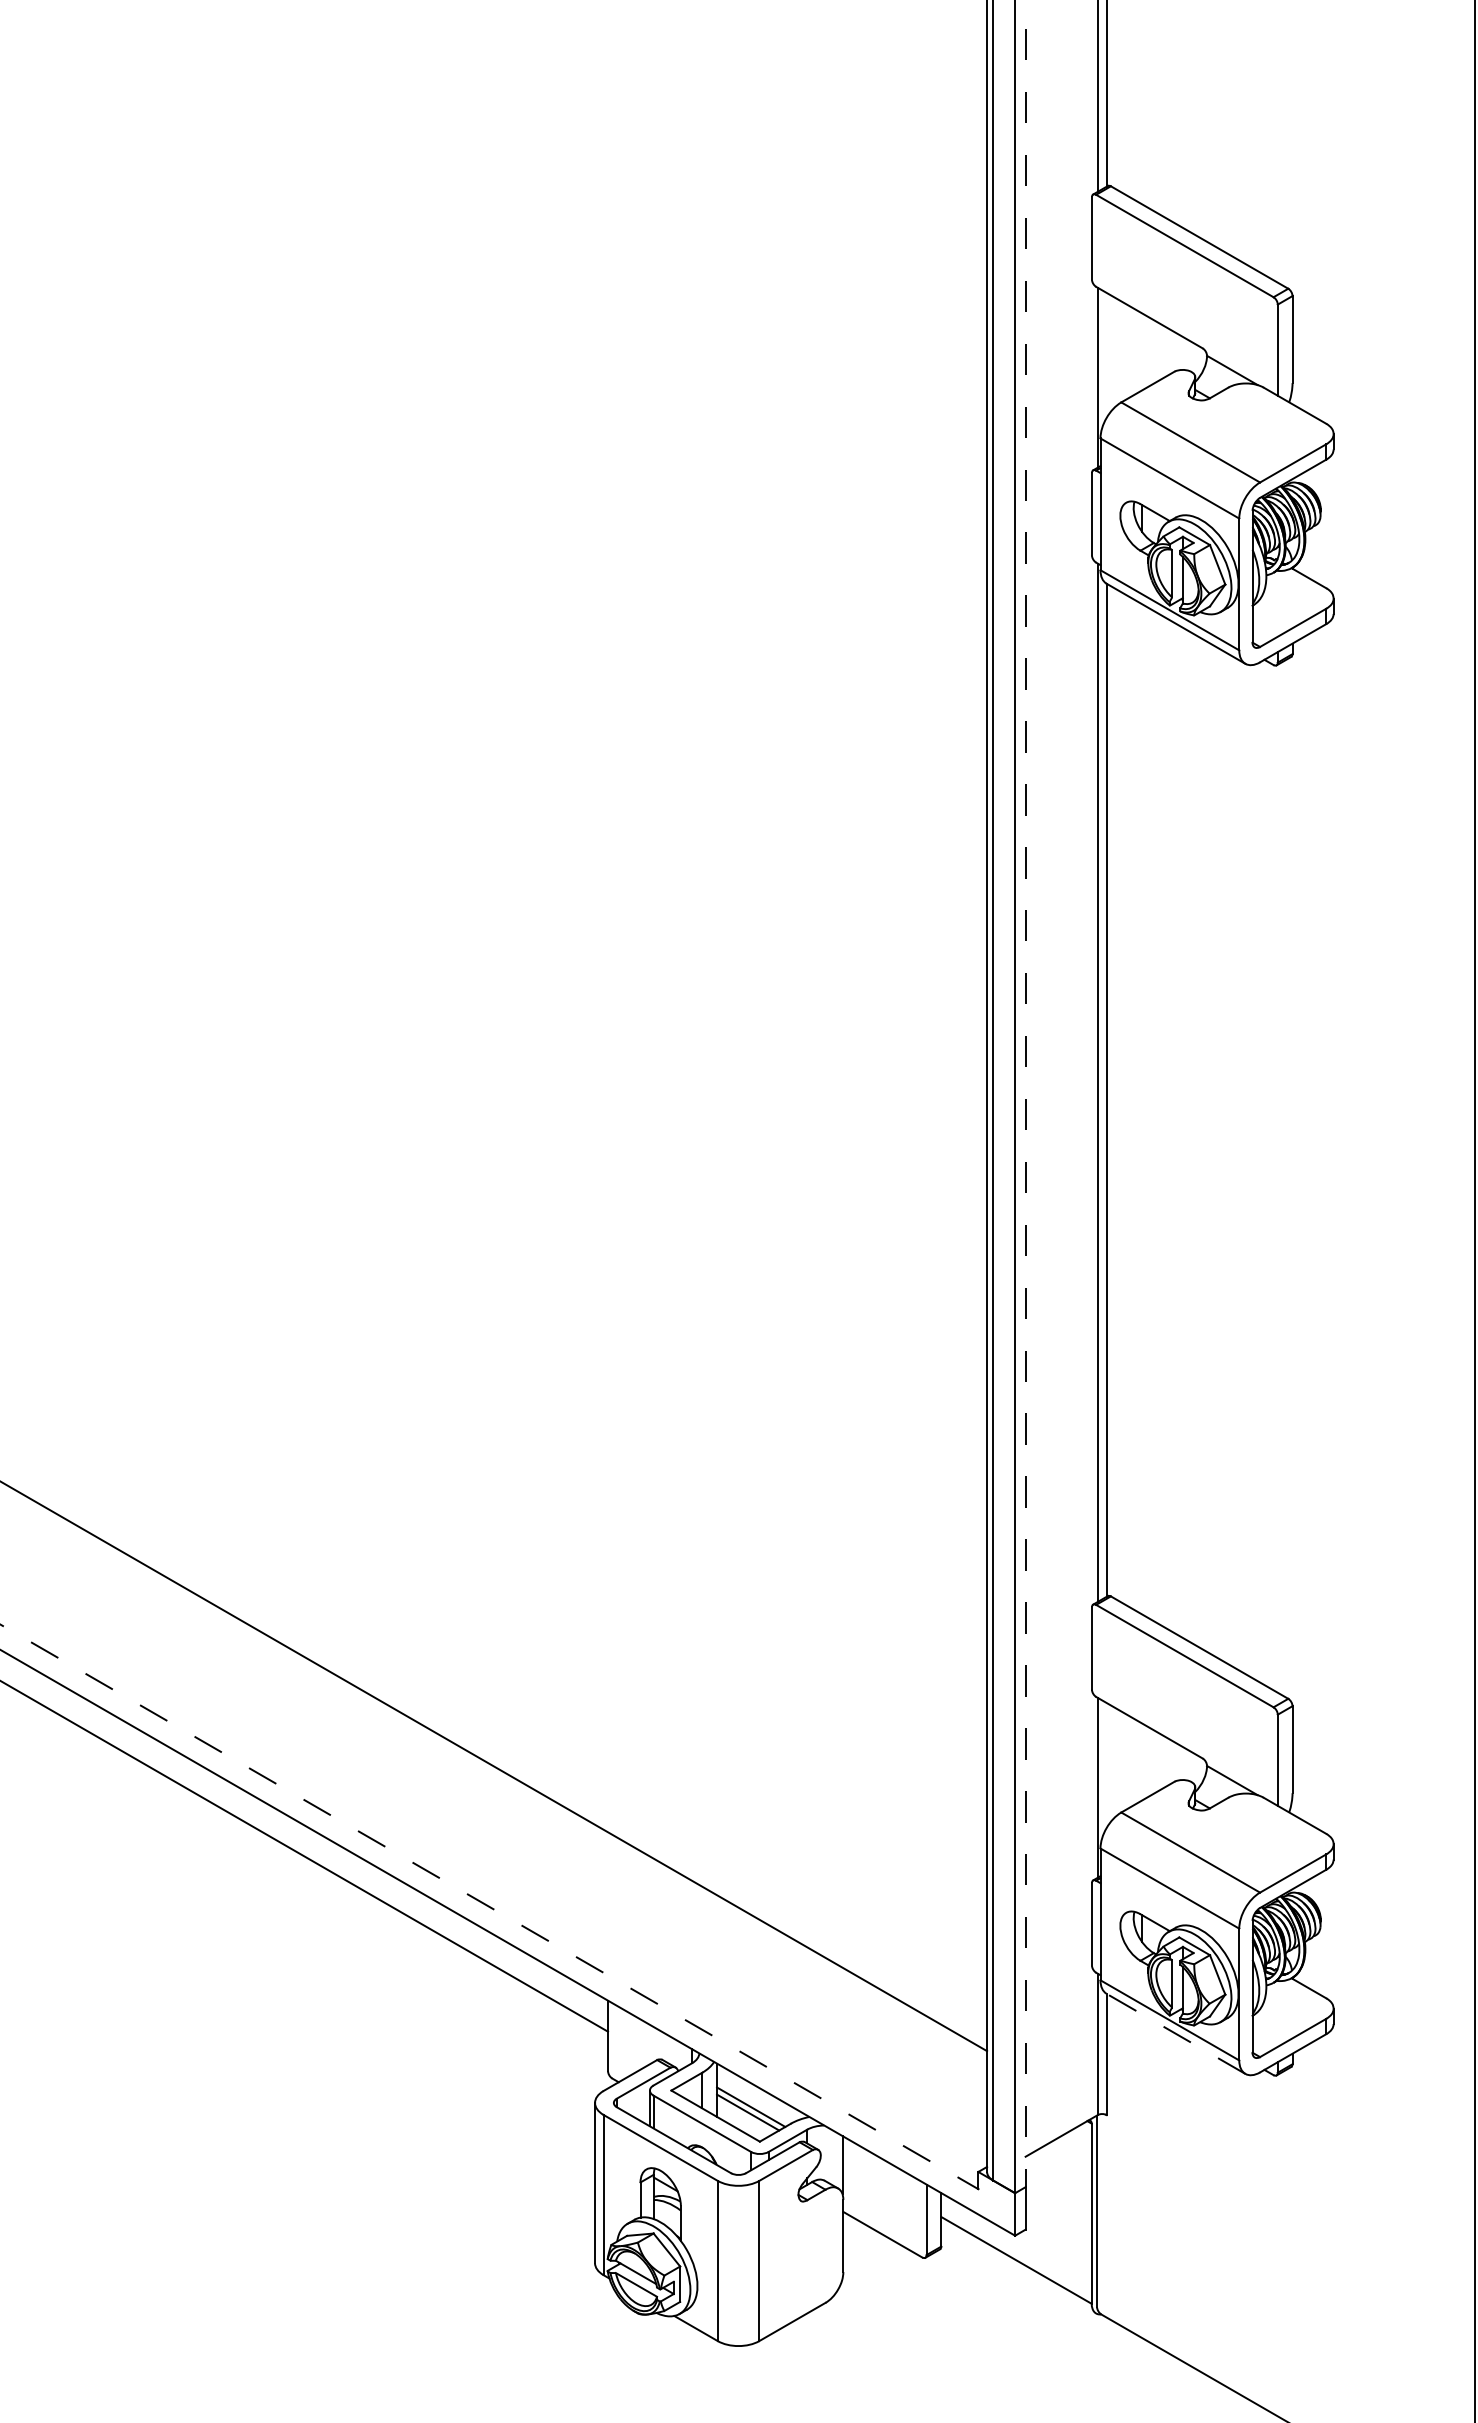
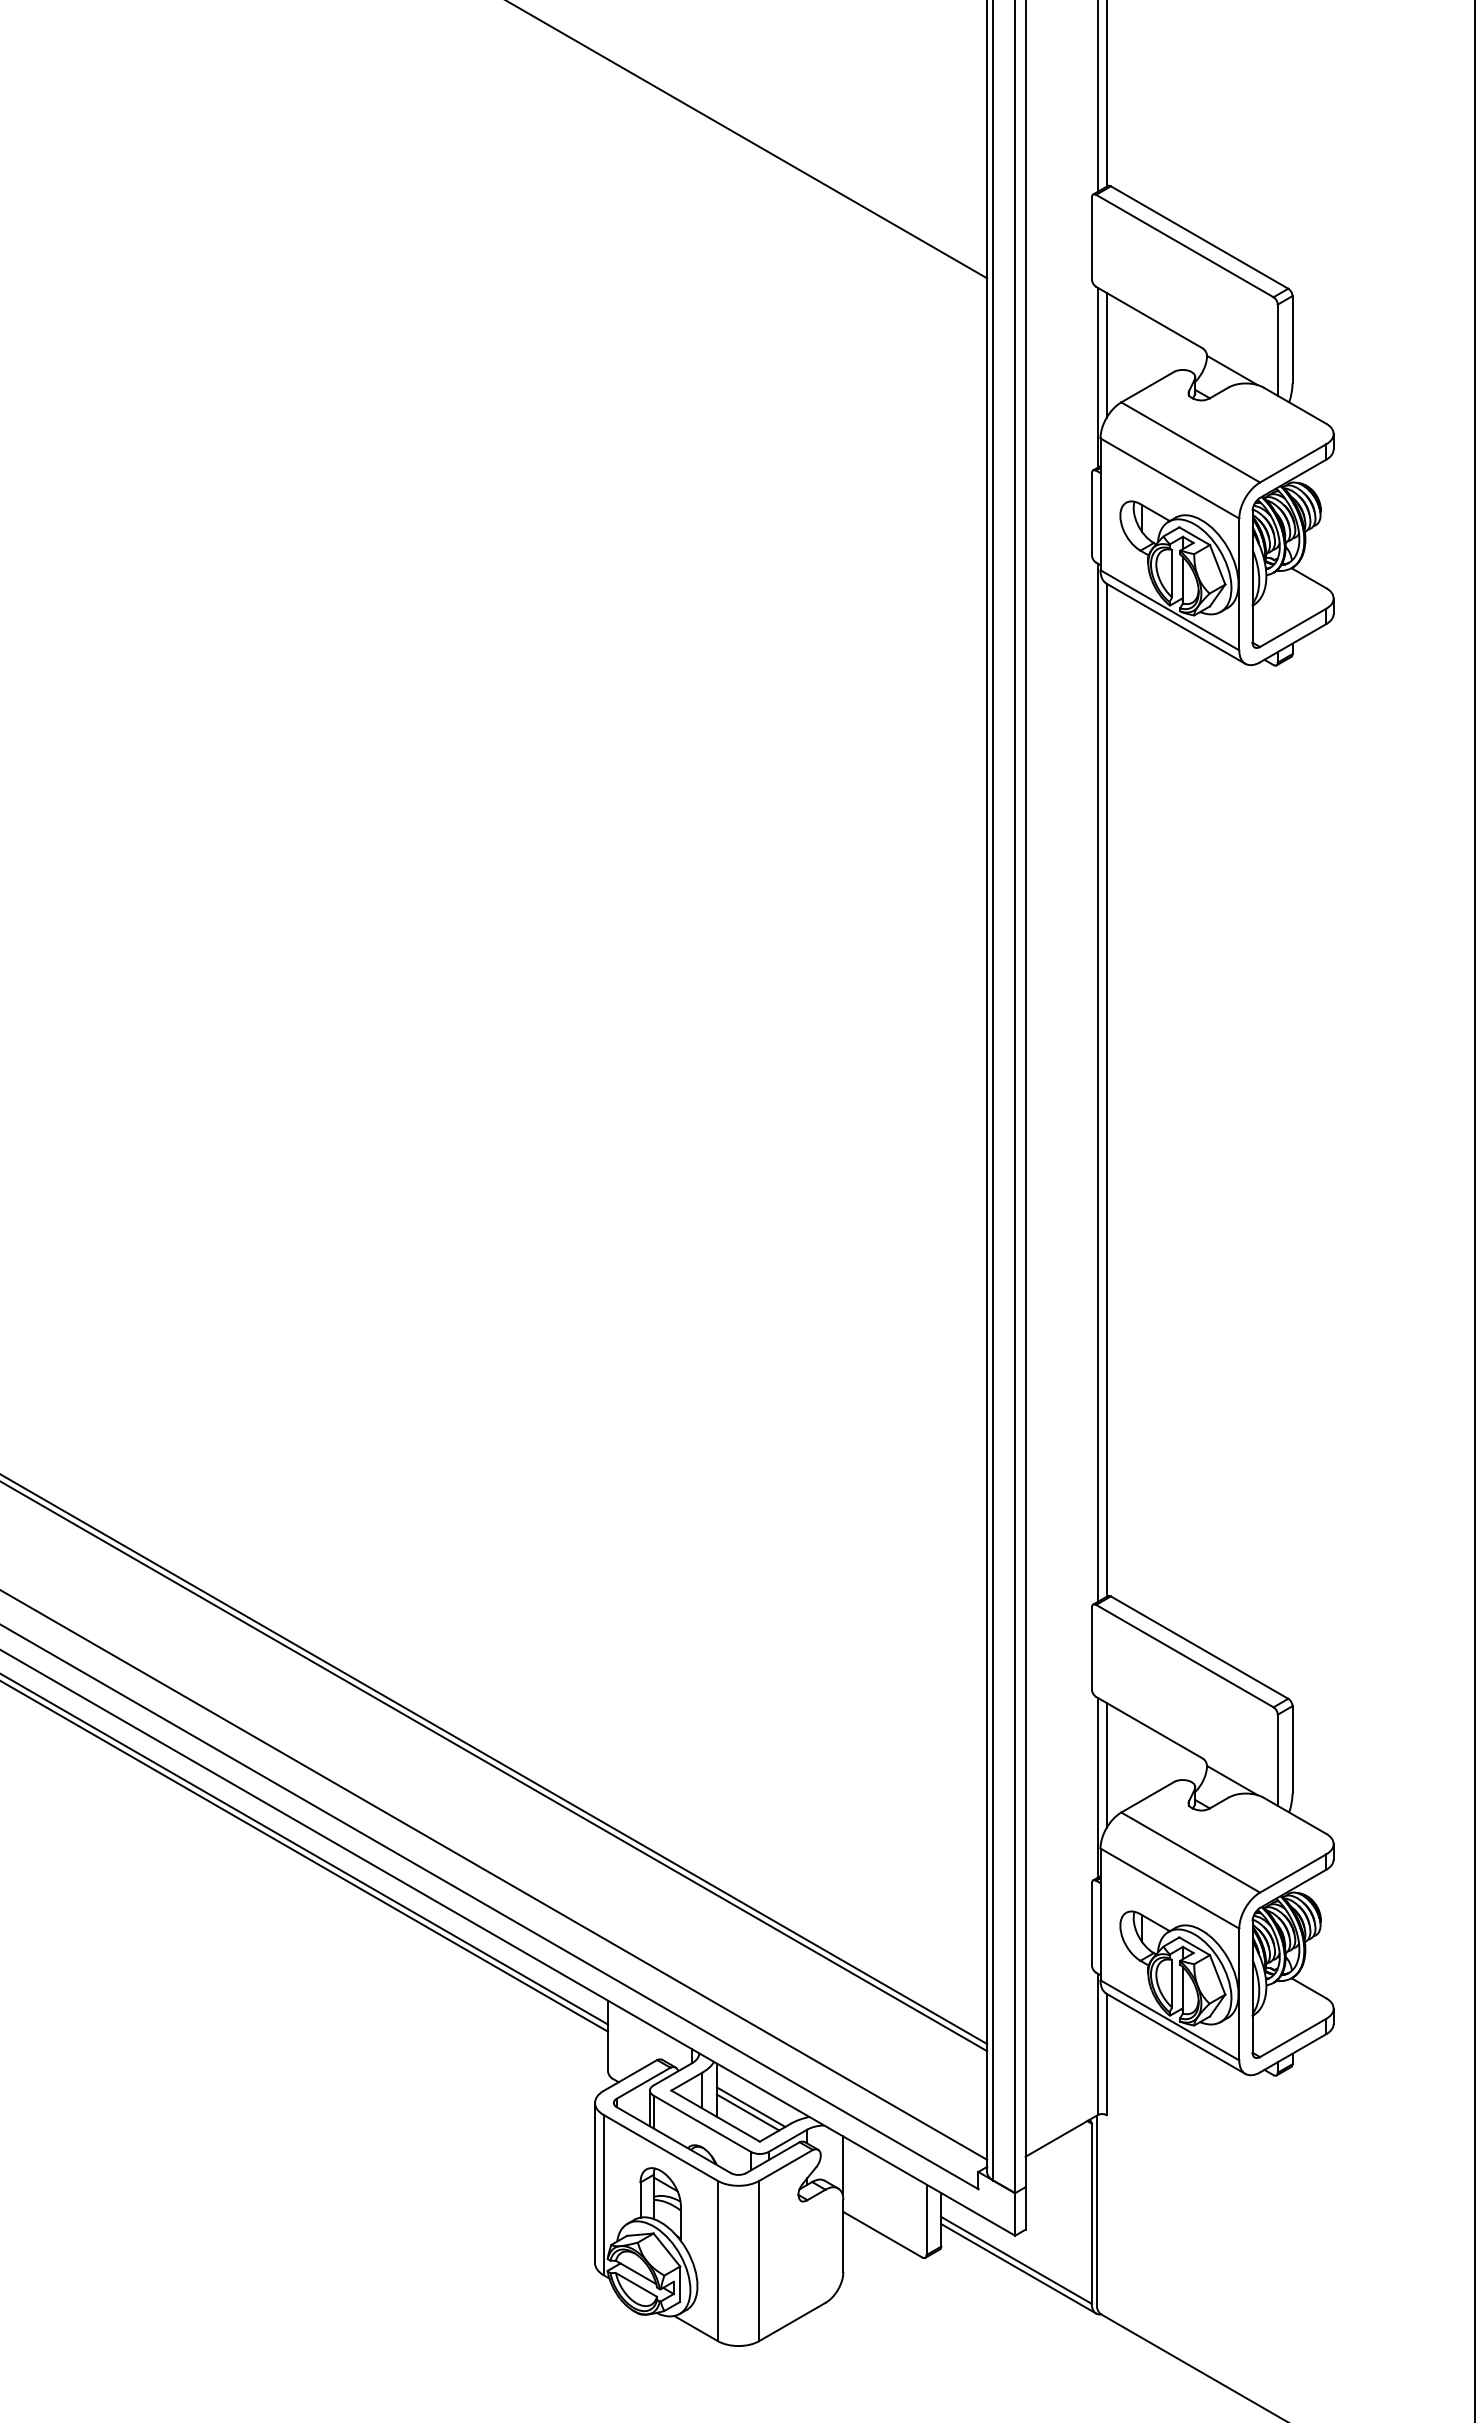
line: none -> present (748, 140)
line: none -> present (1106, 354)
line: dashed -> solid (1025, 1093)
line: none -> present (494, 1759)
line: none -> present (1106, 1765)
line: none -> present (305, 1849)
line: none -> present (494, 1875)
line: dashed -> solid (489, 1907)
line: dashed -> solid (1175, 2033)
line: none -> present (1018, 2268)
